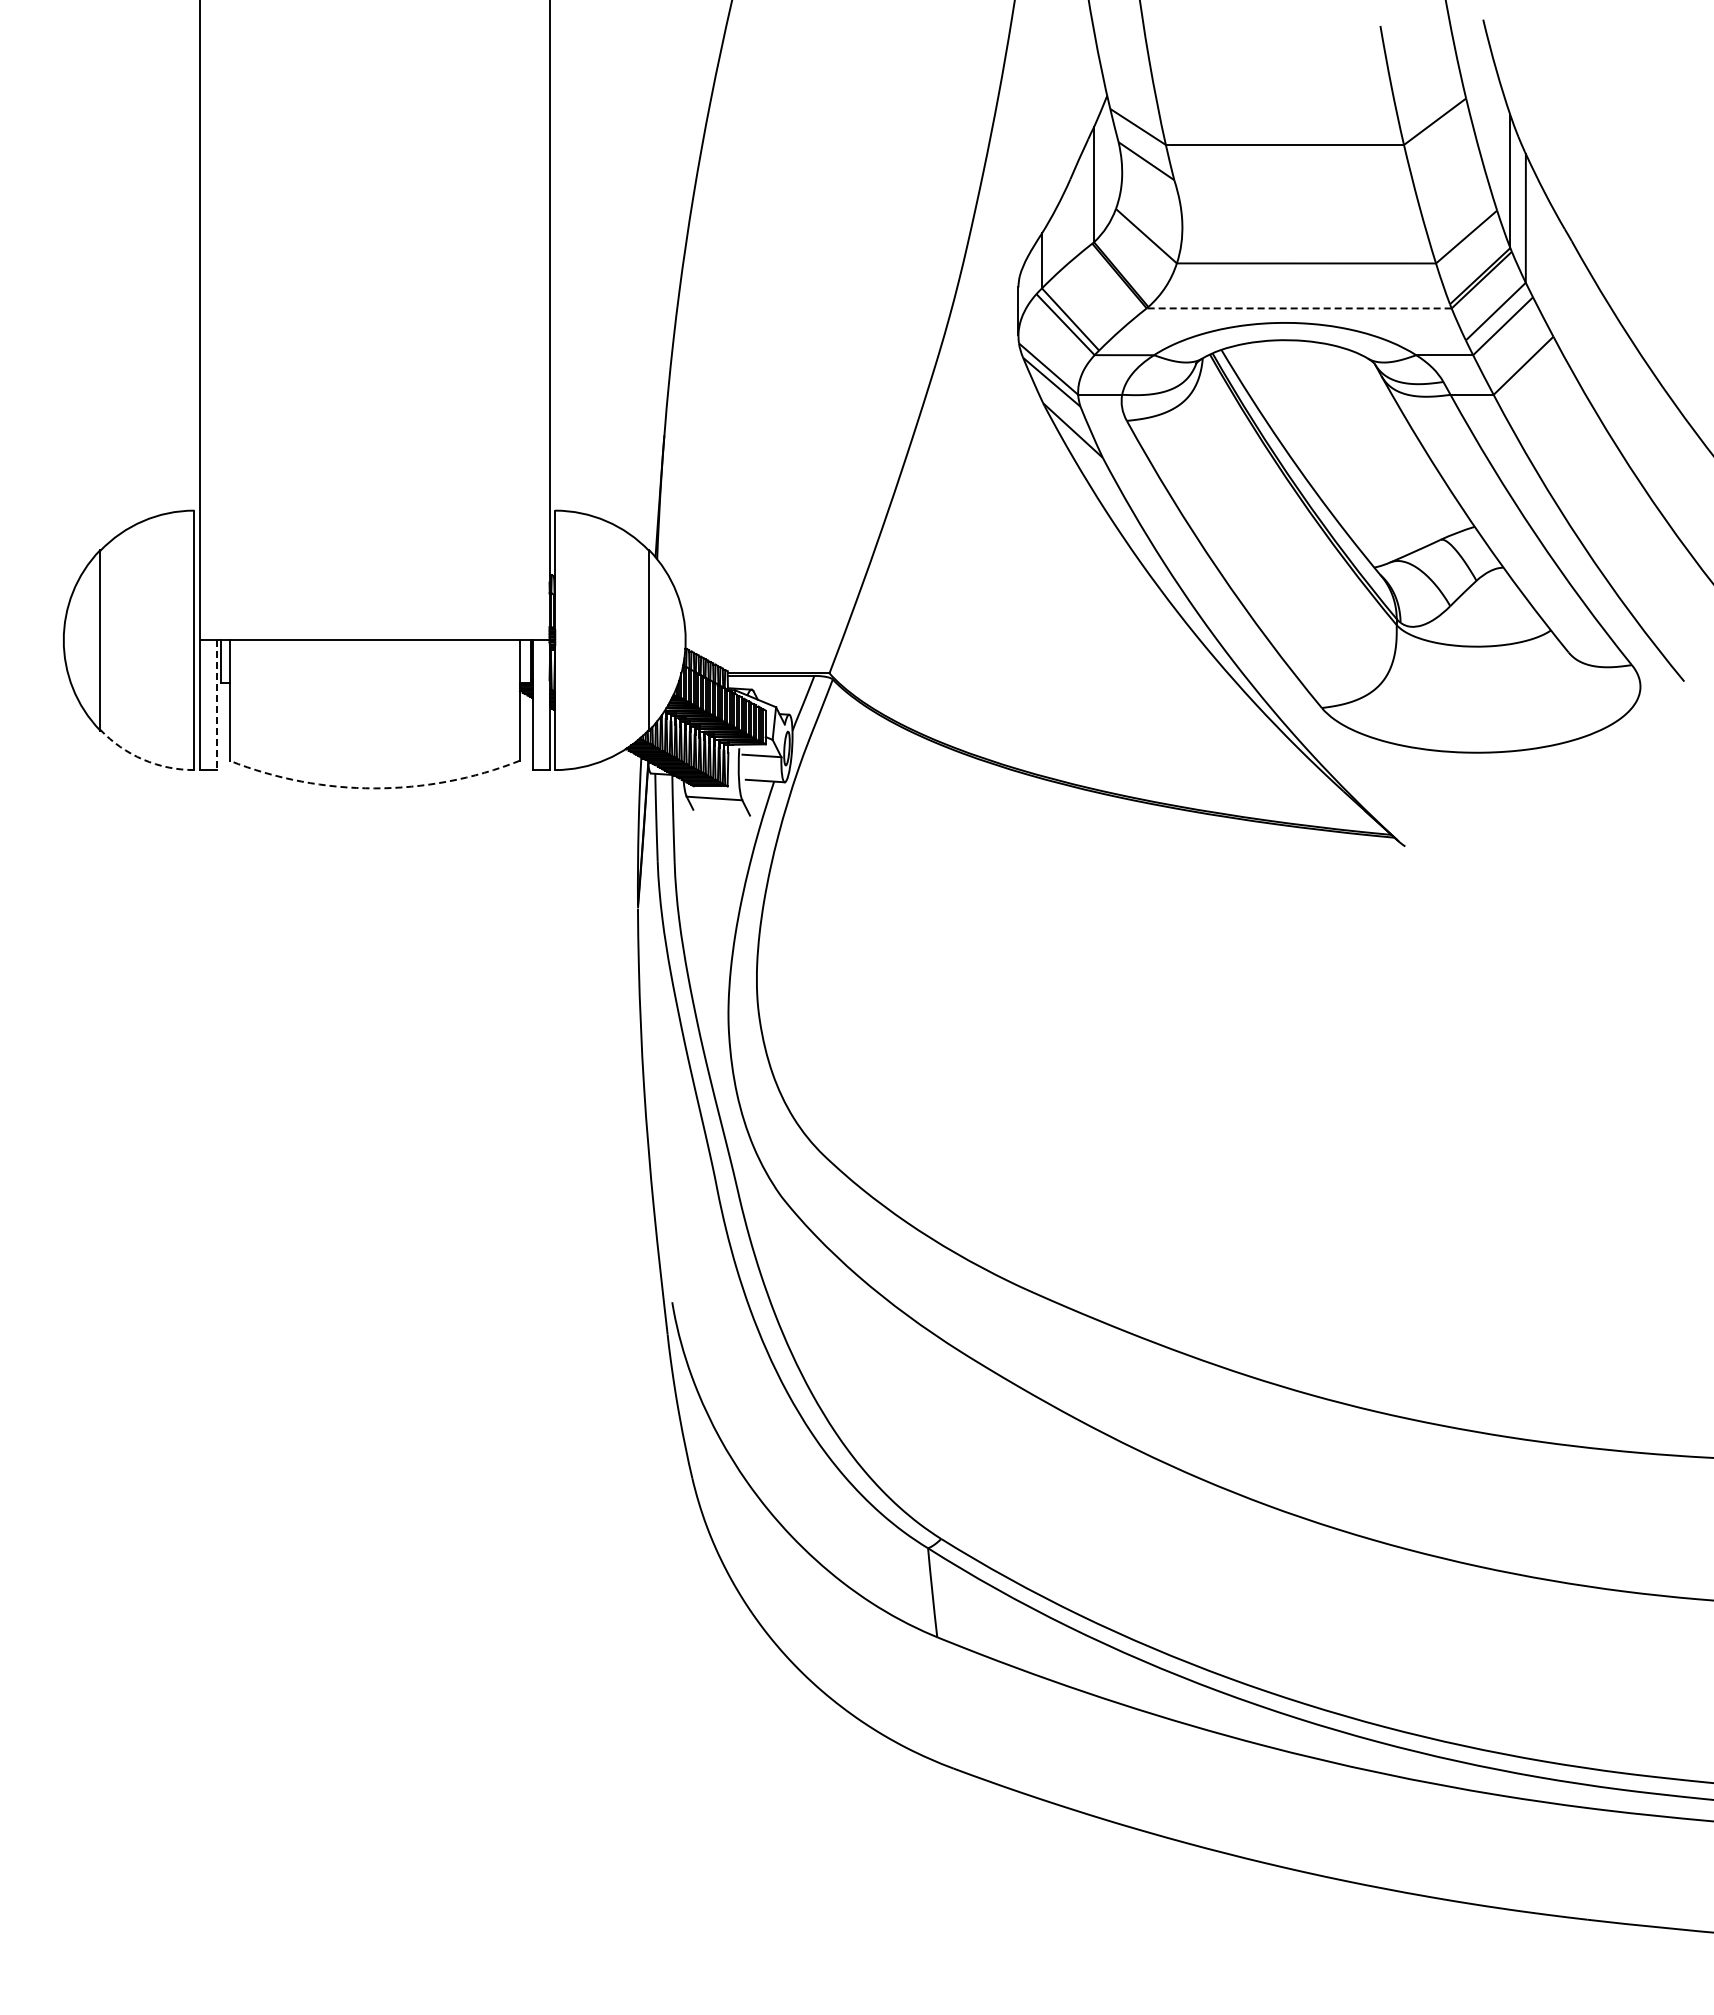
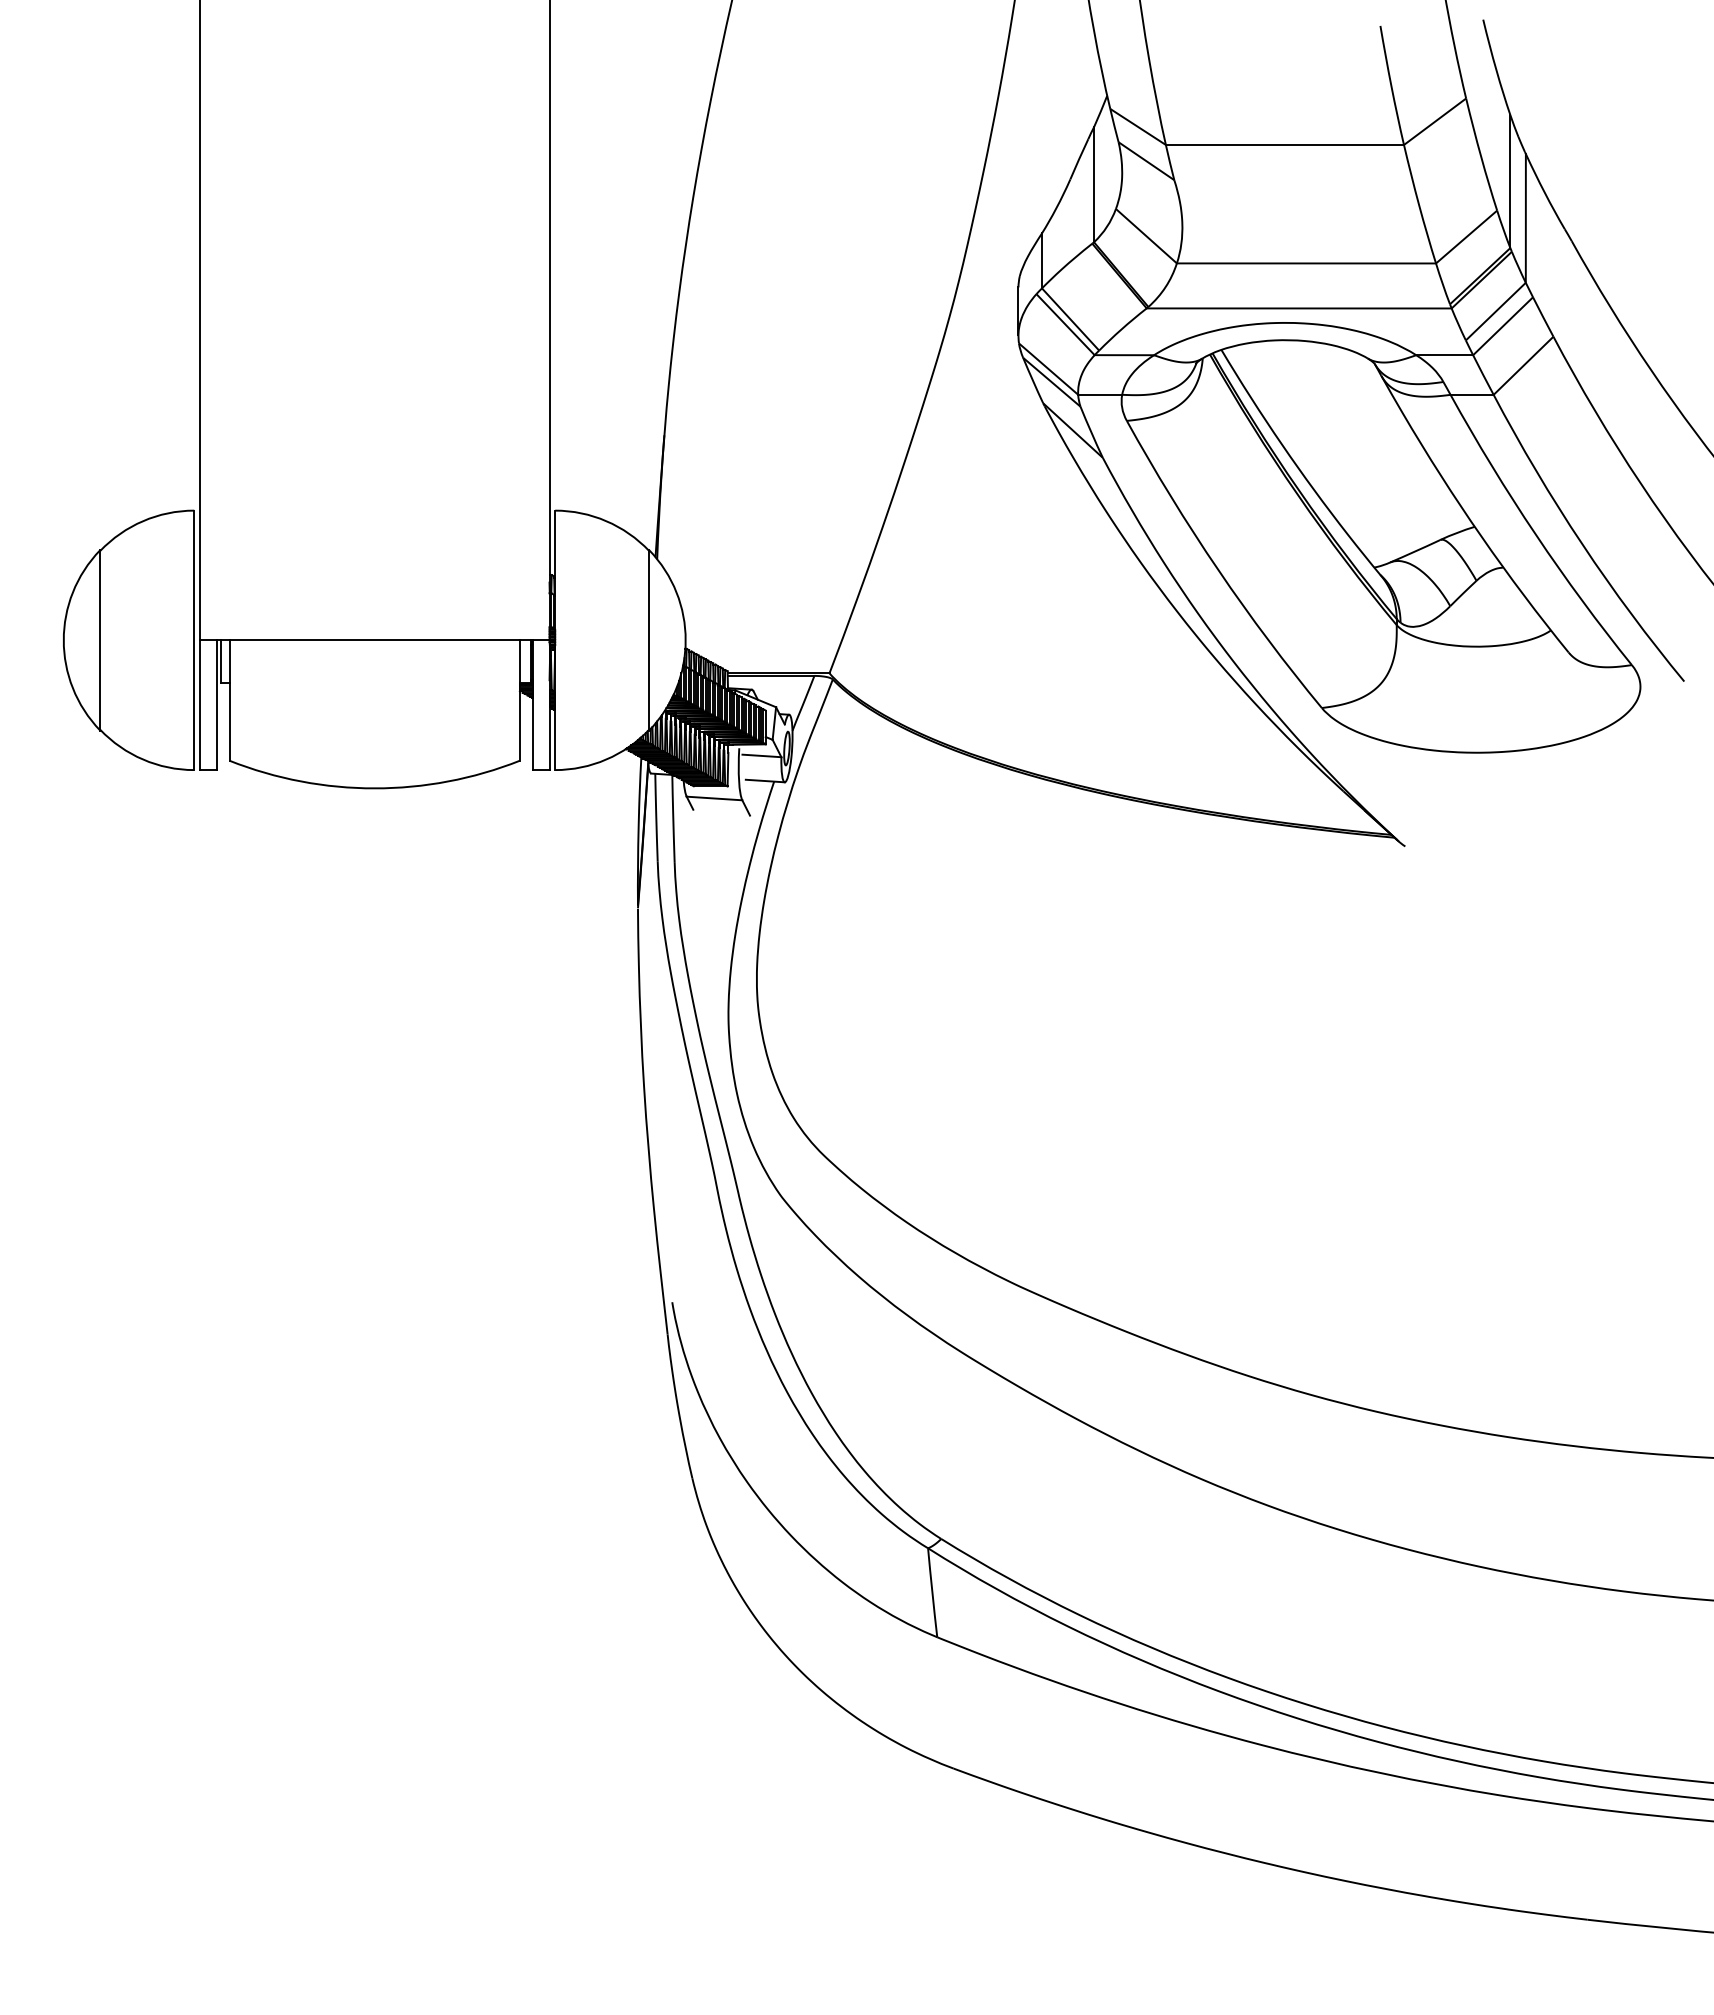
line: dashed -> solid (1298, 308)
line: dashed -> solid (216, 705)
arc: dashed -> solid (143, 759)
arc: dashed -> solid (374, 788)
